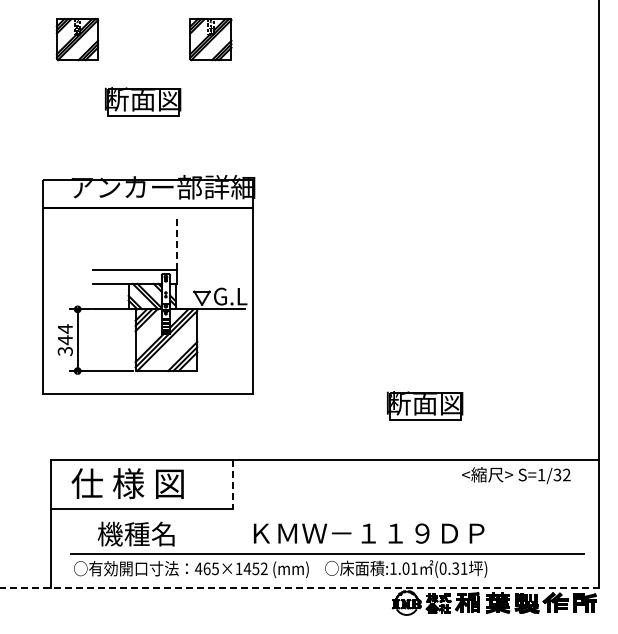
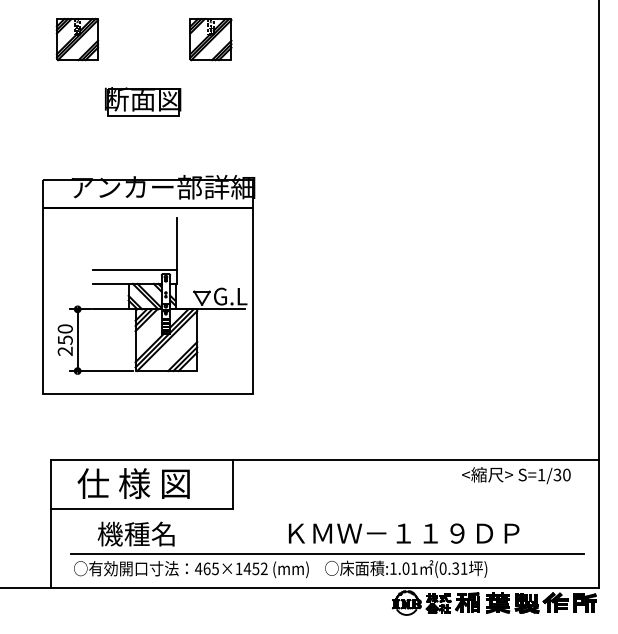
line: dashed -> solid (177, 243)
text: 344 -> 250 (64, 340)
part: present -> none (425, 405)
text: S=1/32 -> S=1/30 (566, 474)
text position: (127, 483) -> (133, 483) (133, 483)
line: dashed -> solid (233, 484)
text position: (369, 533) -> (404, 533) (404, 533)
line: dashed -> solid (300, 587)
